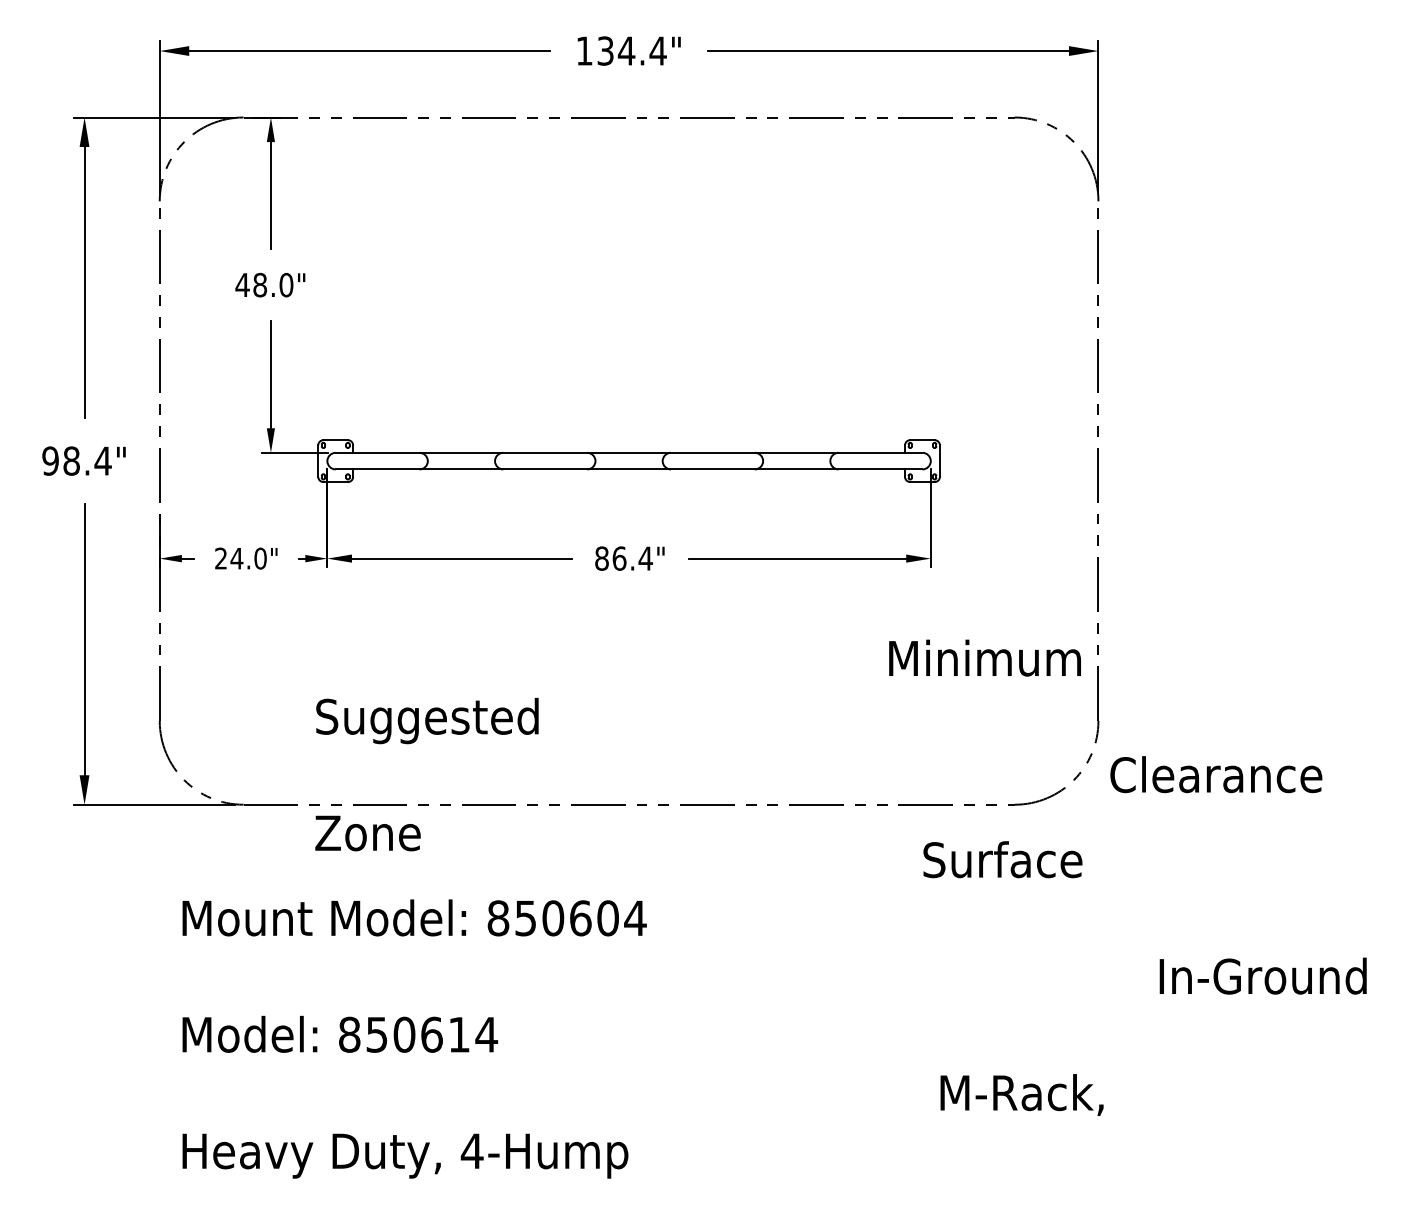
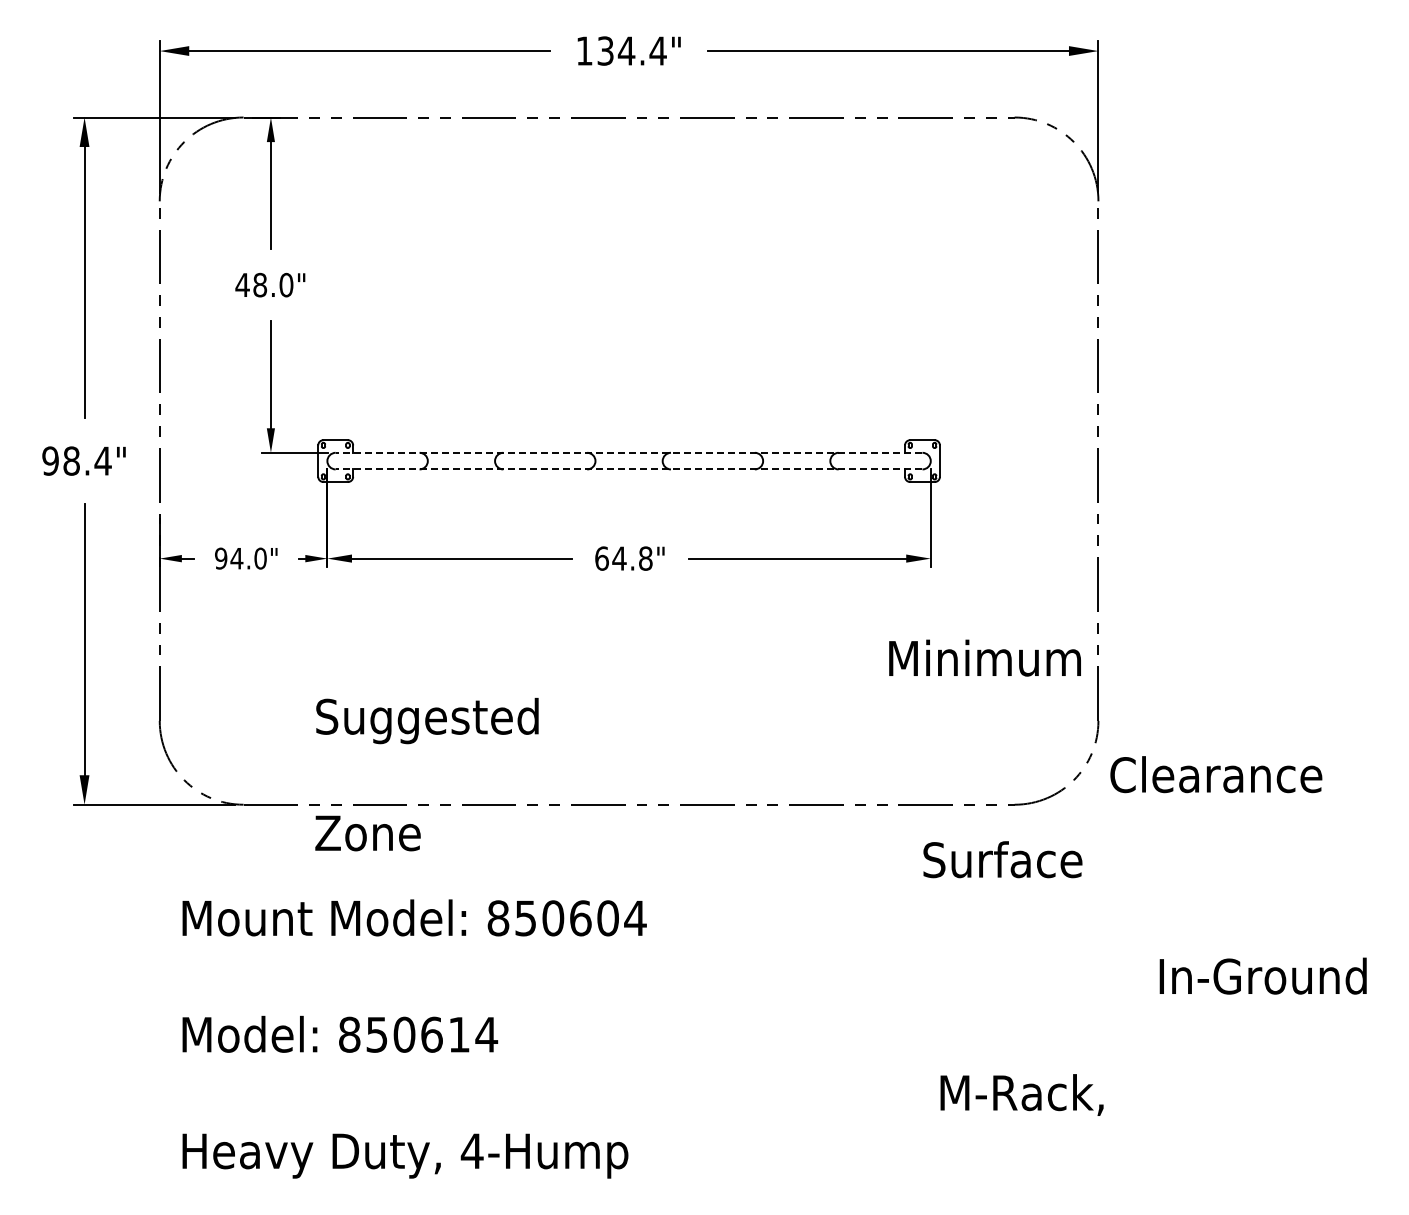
line: solid -> dashed (628, 452)
line: solid -> dashed (628, 469)
text: 24.0" -> 94.0" (221, 558)
text: 86.4" -> 64.8" (623, 558)
